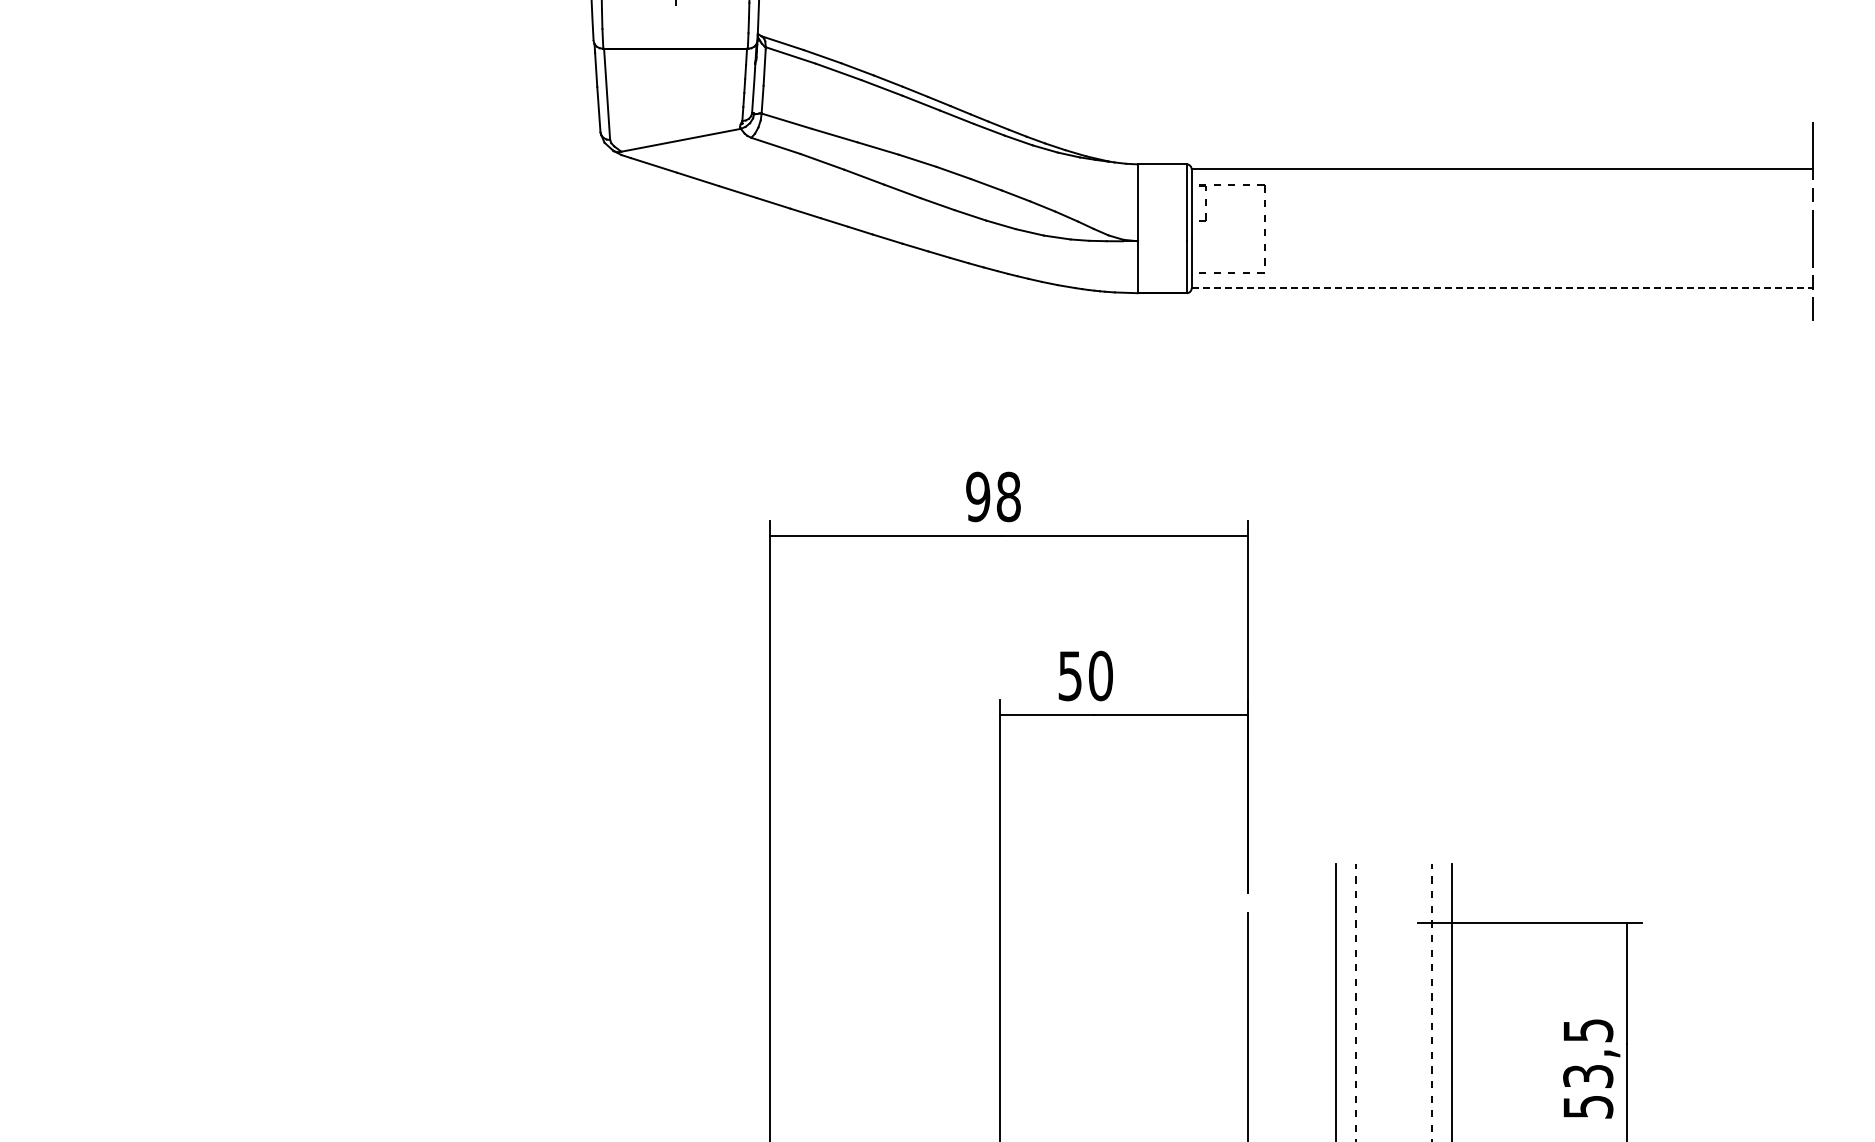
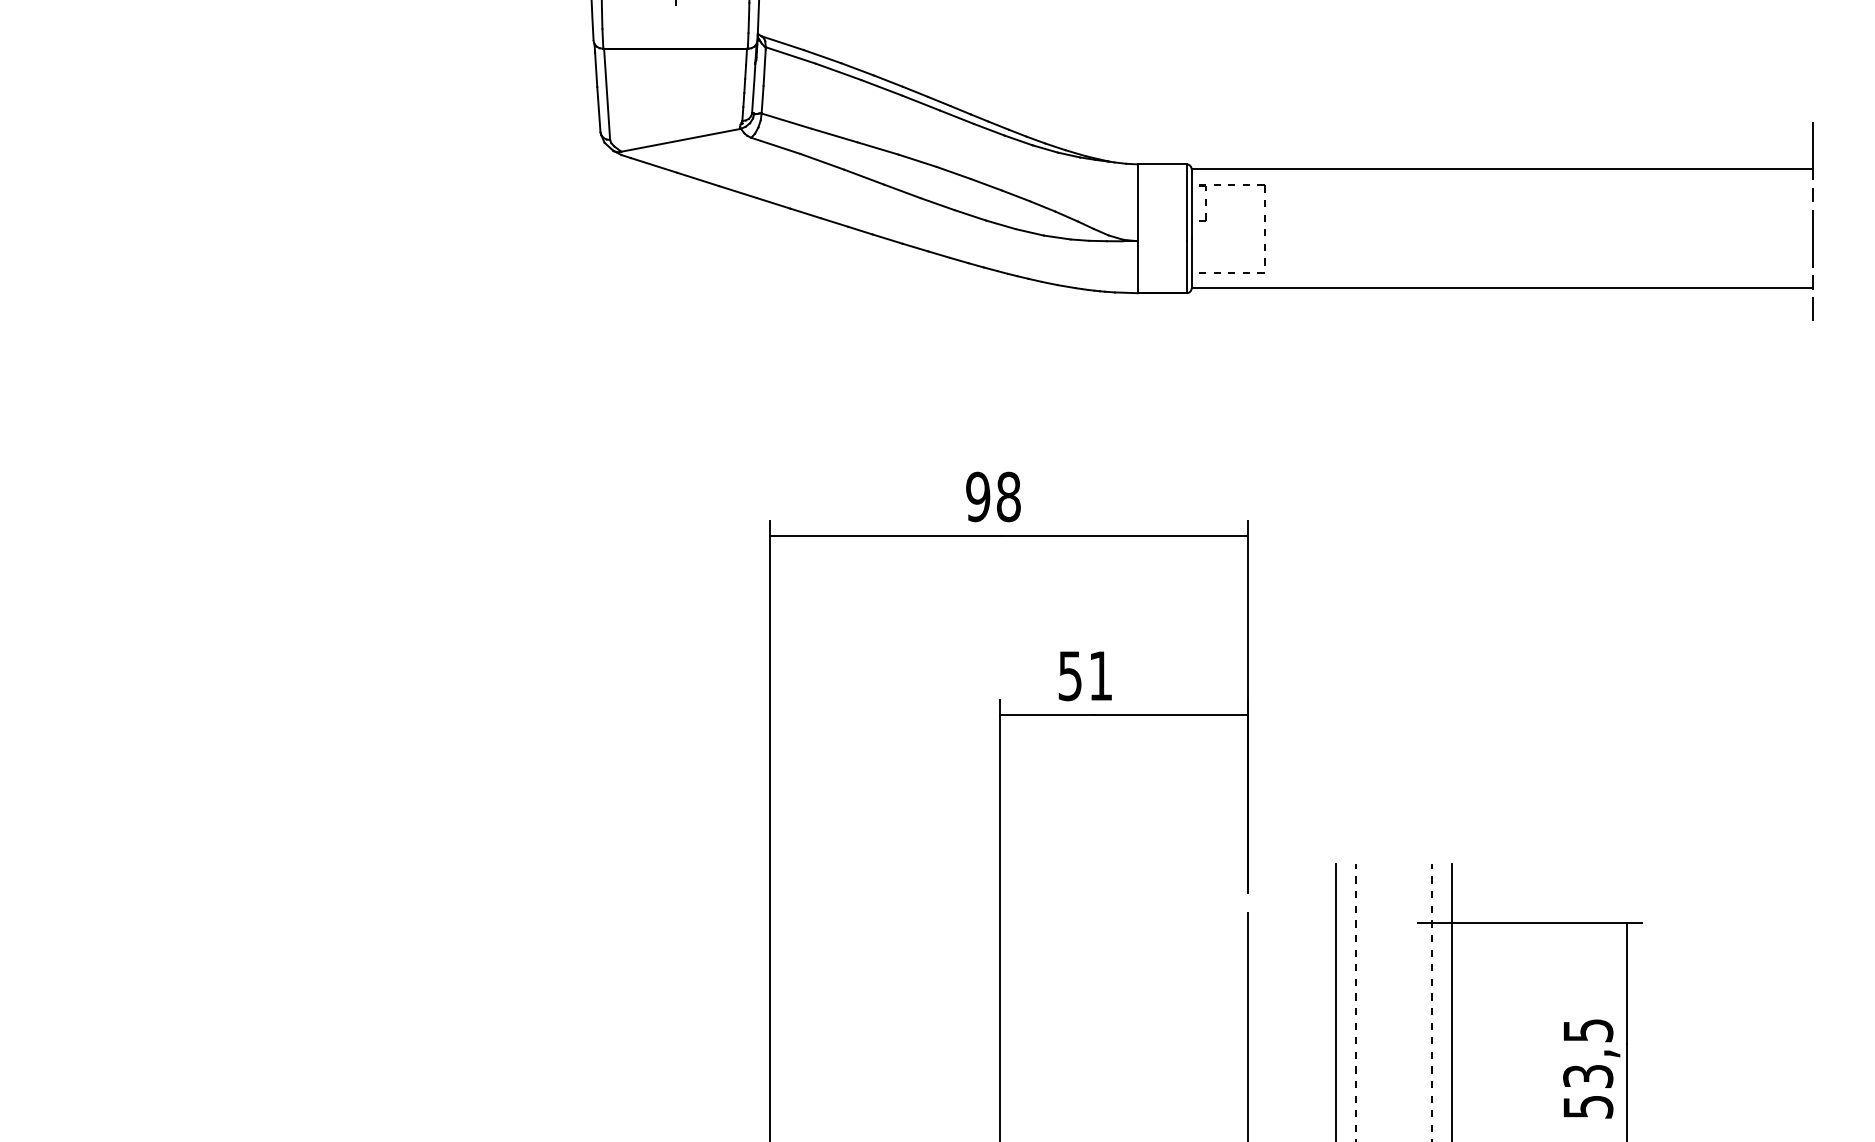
line: dashed -> solid (1502, 288)
text: 50 -> 51 (1100, 675)
